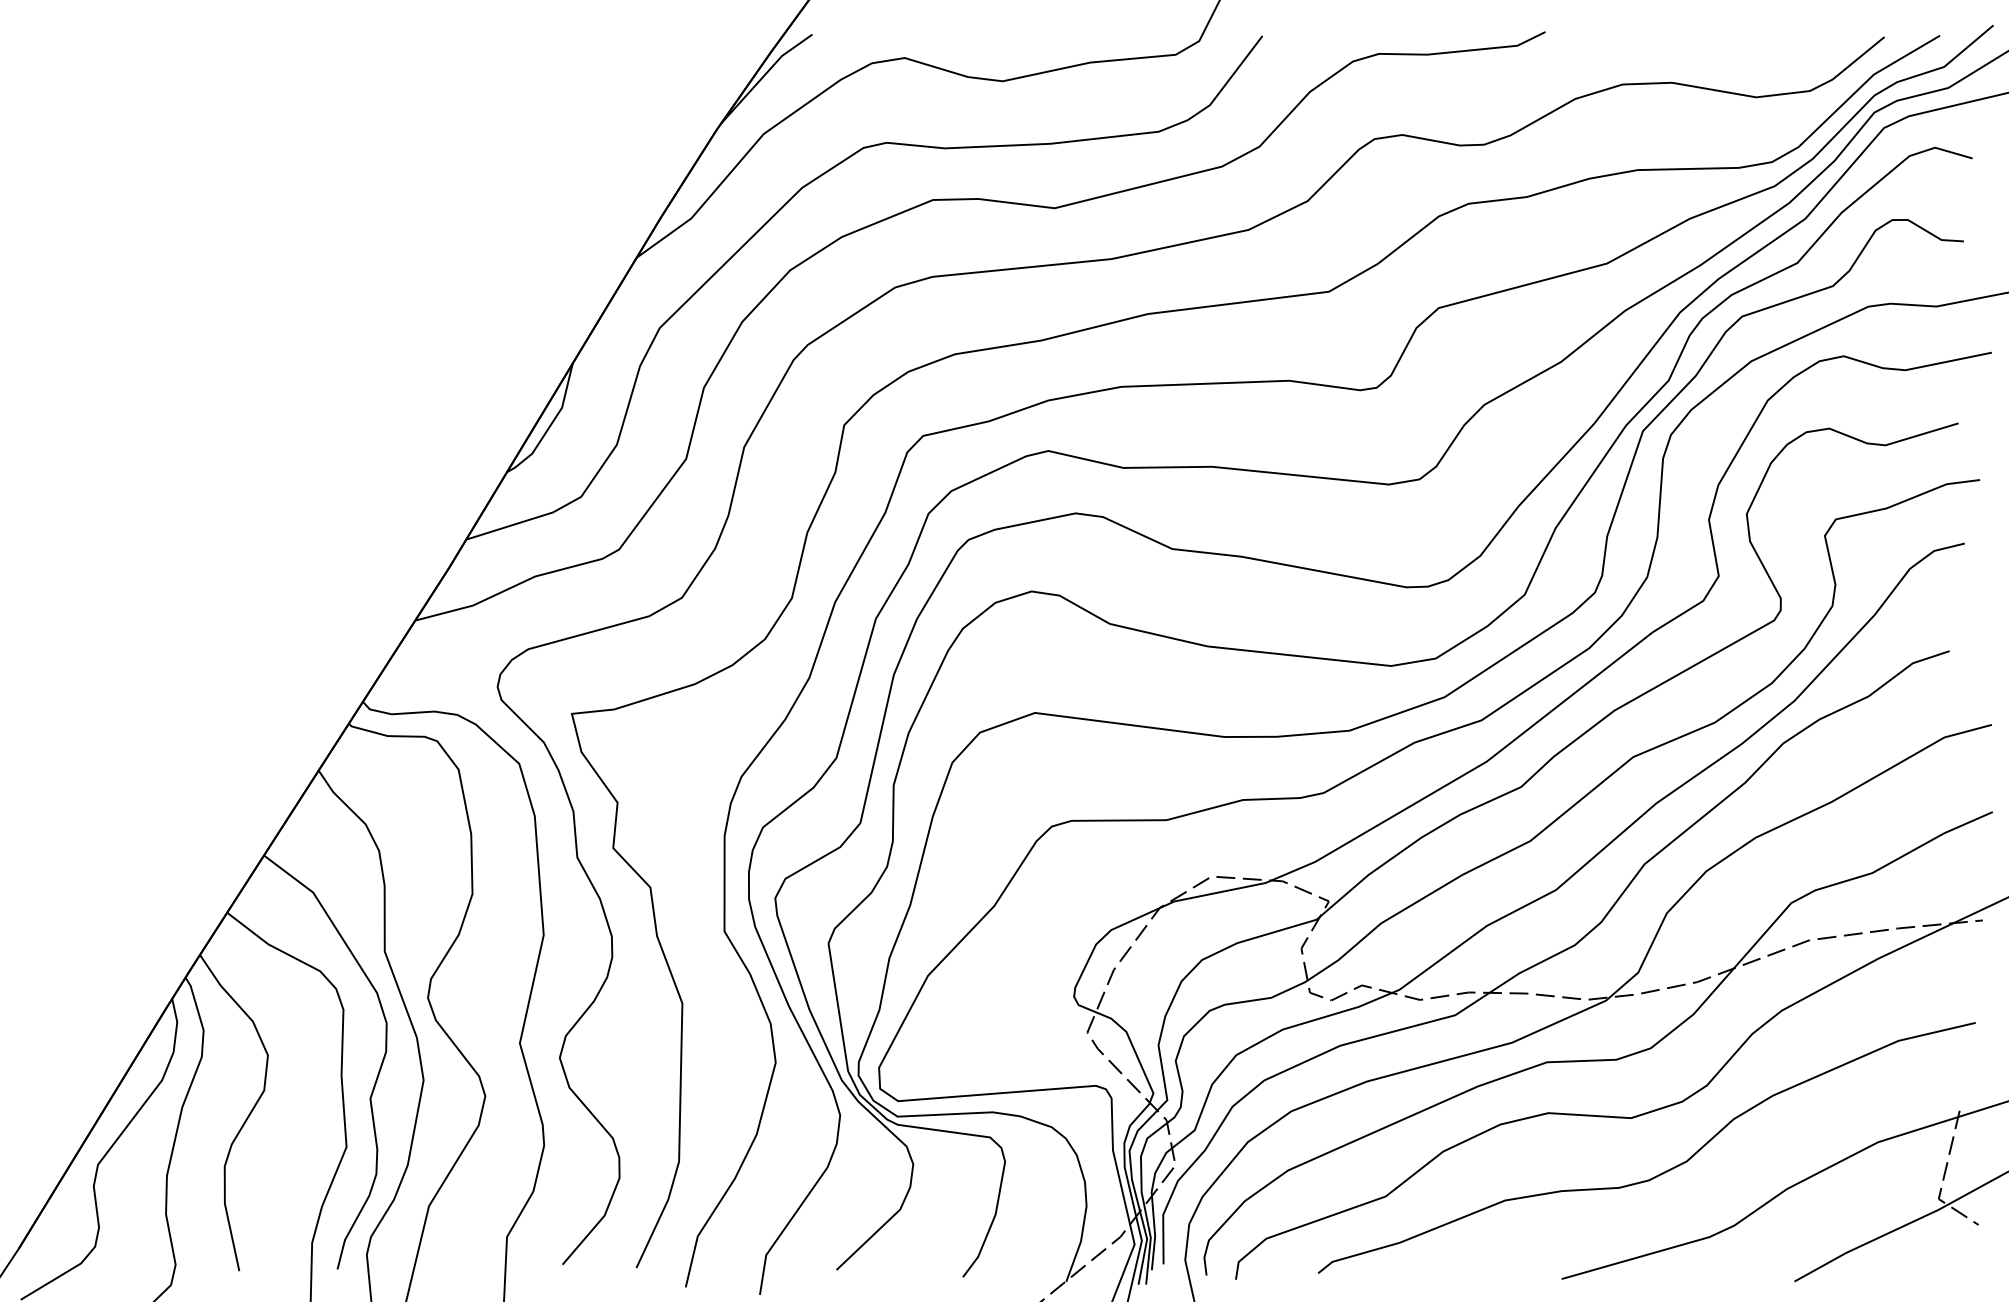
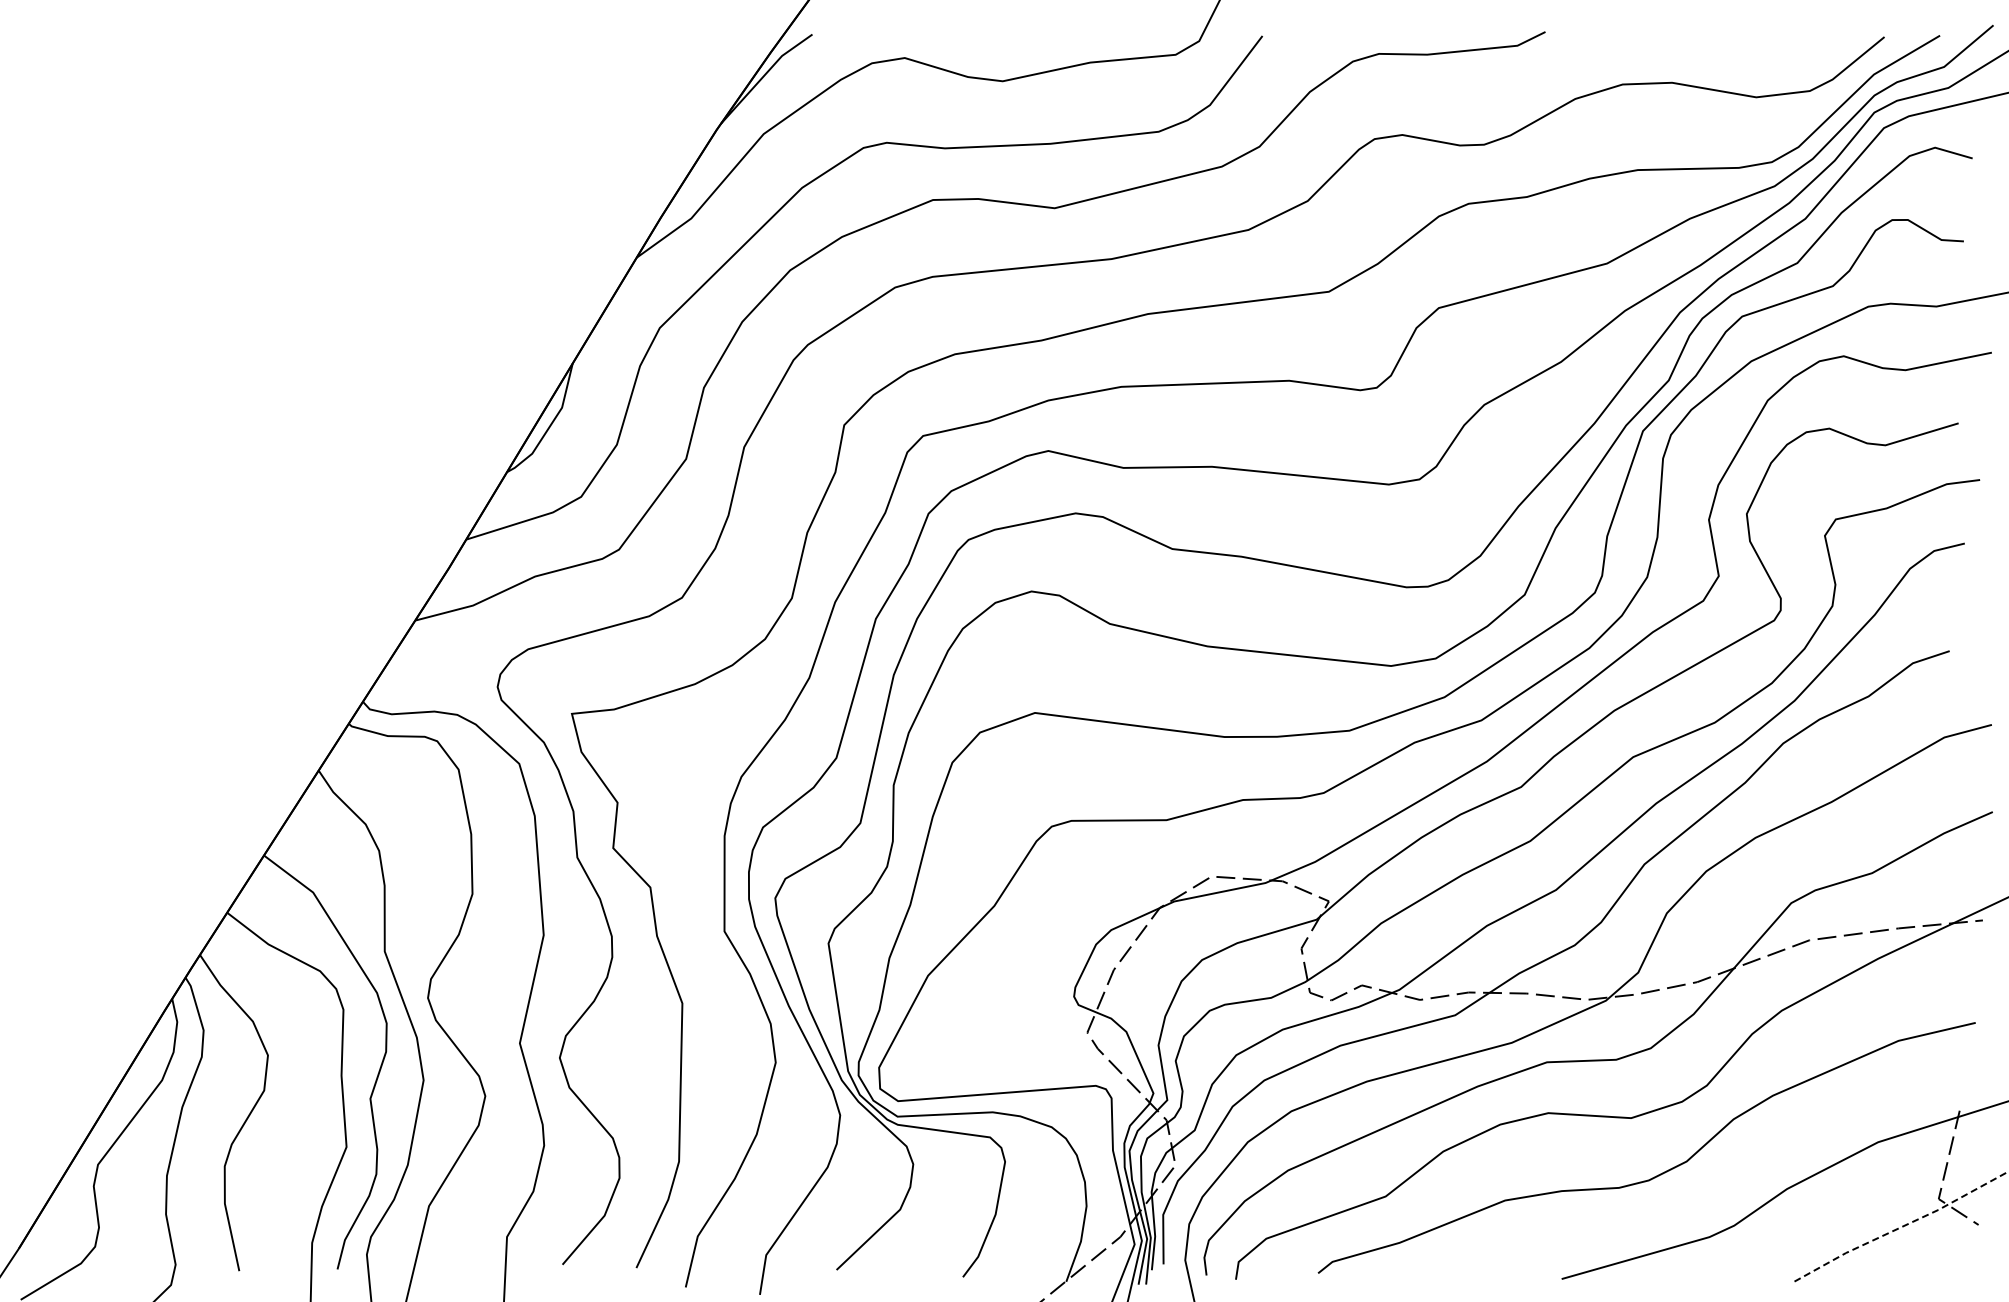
line: solid -> dashed (1902, 1226)
